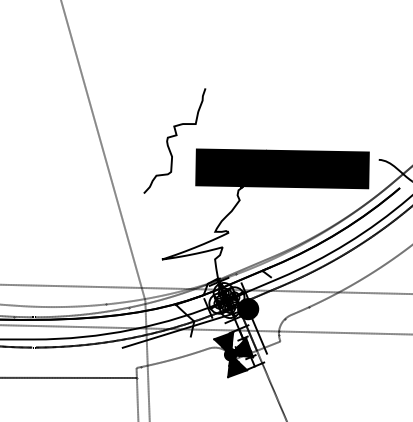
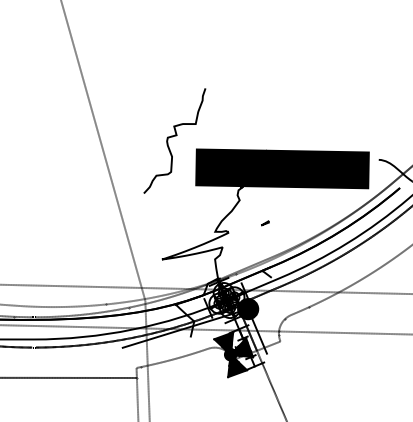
curve: none -> present (265, 223)
